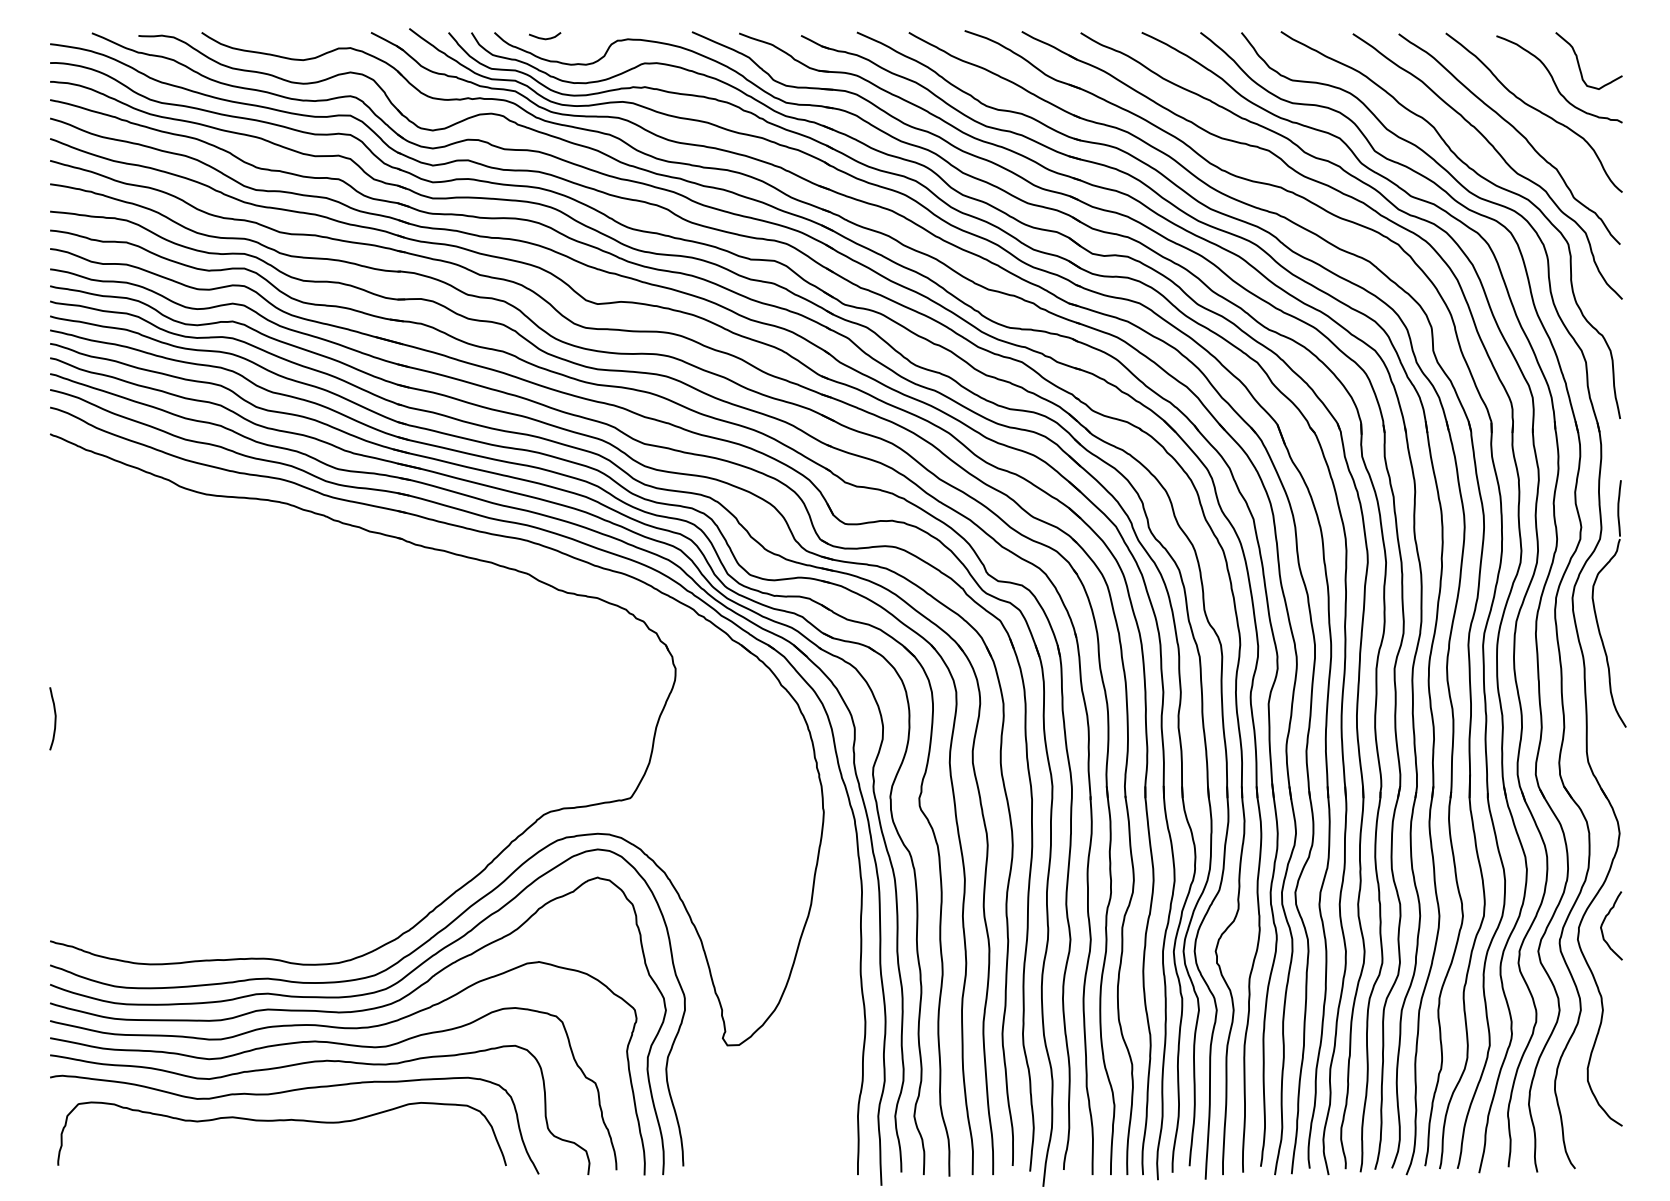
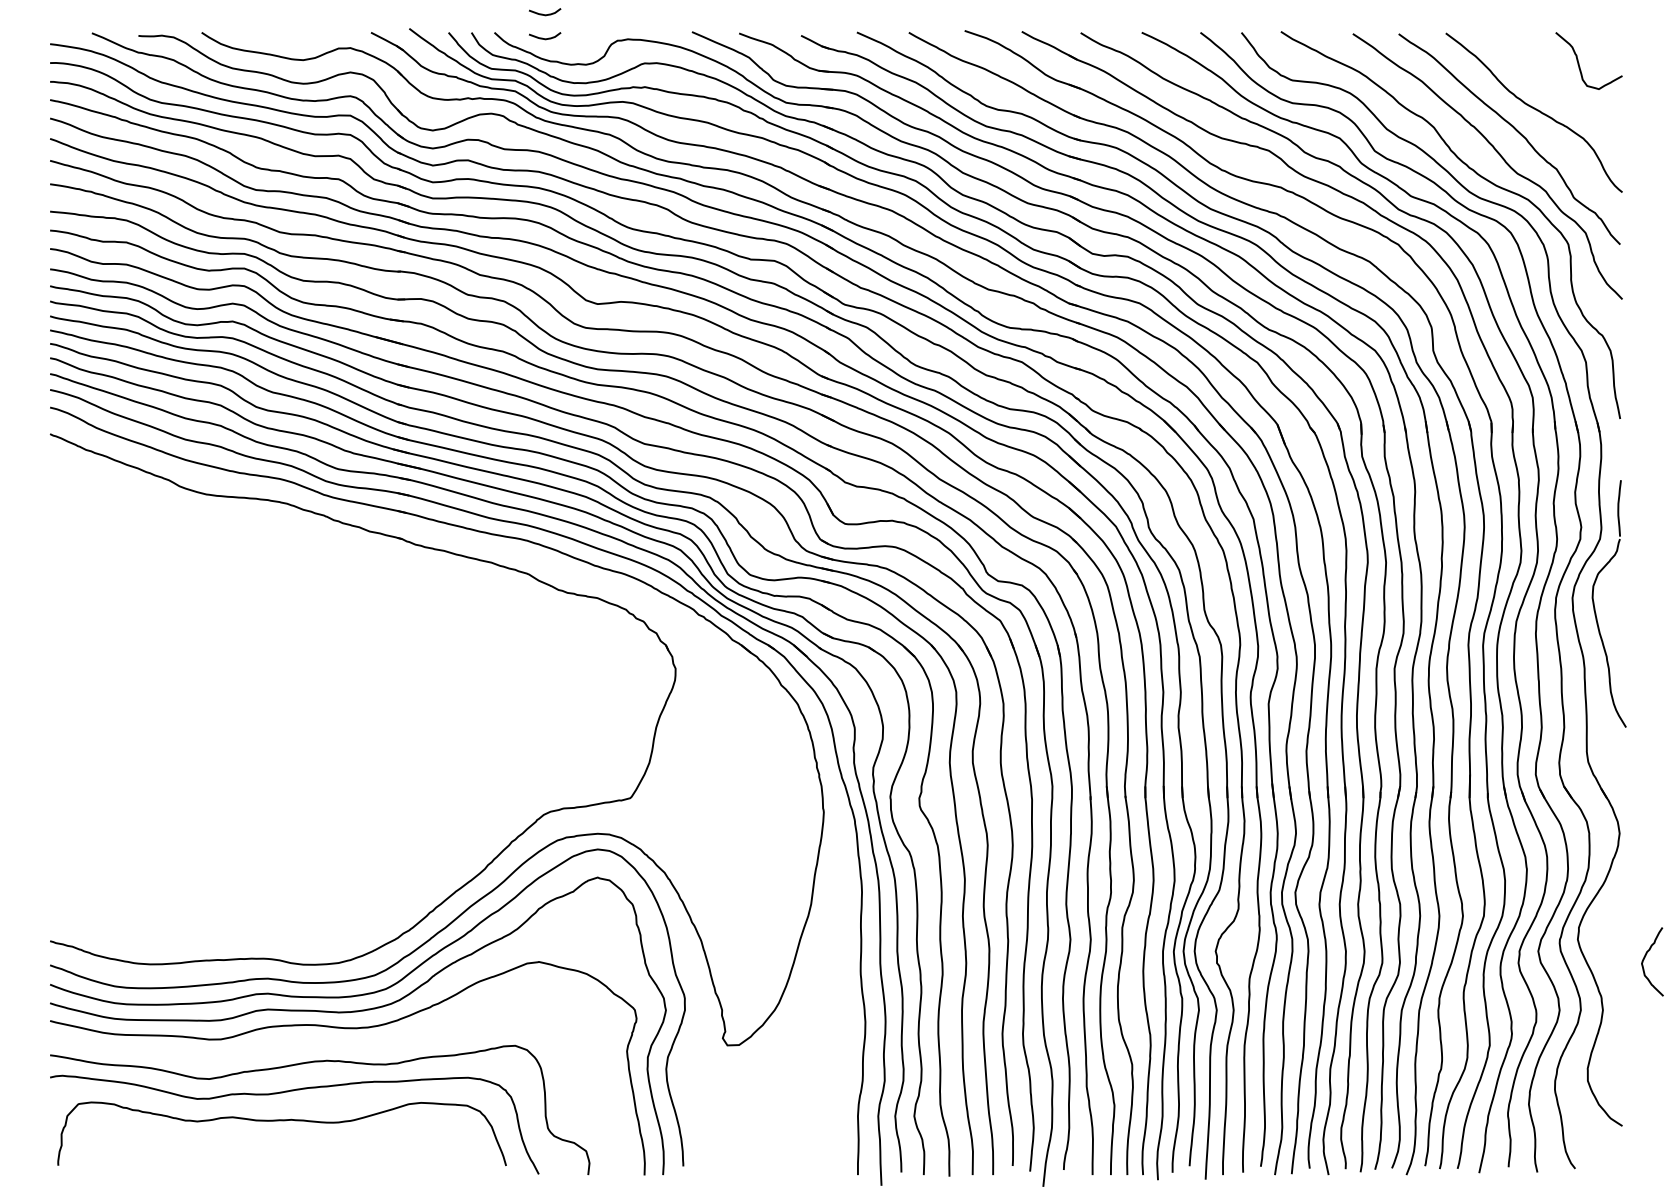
curve: none -> present (545, 14)
curve: present -> none (1555, 82)
curve: present -> none (54, 718)
curve position: (1604, 921) -> (1645, 957) (1645, 957)
curve: present -> none (335, 1044)
